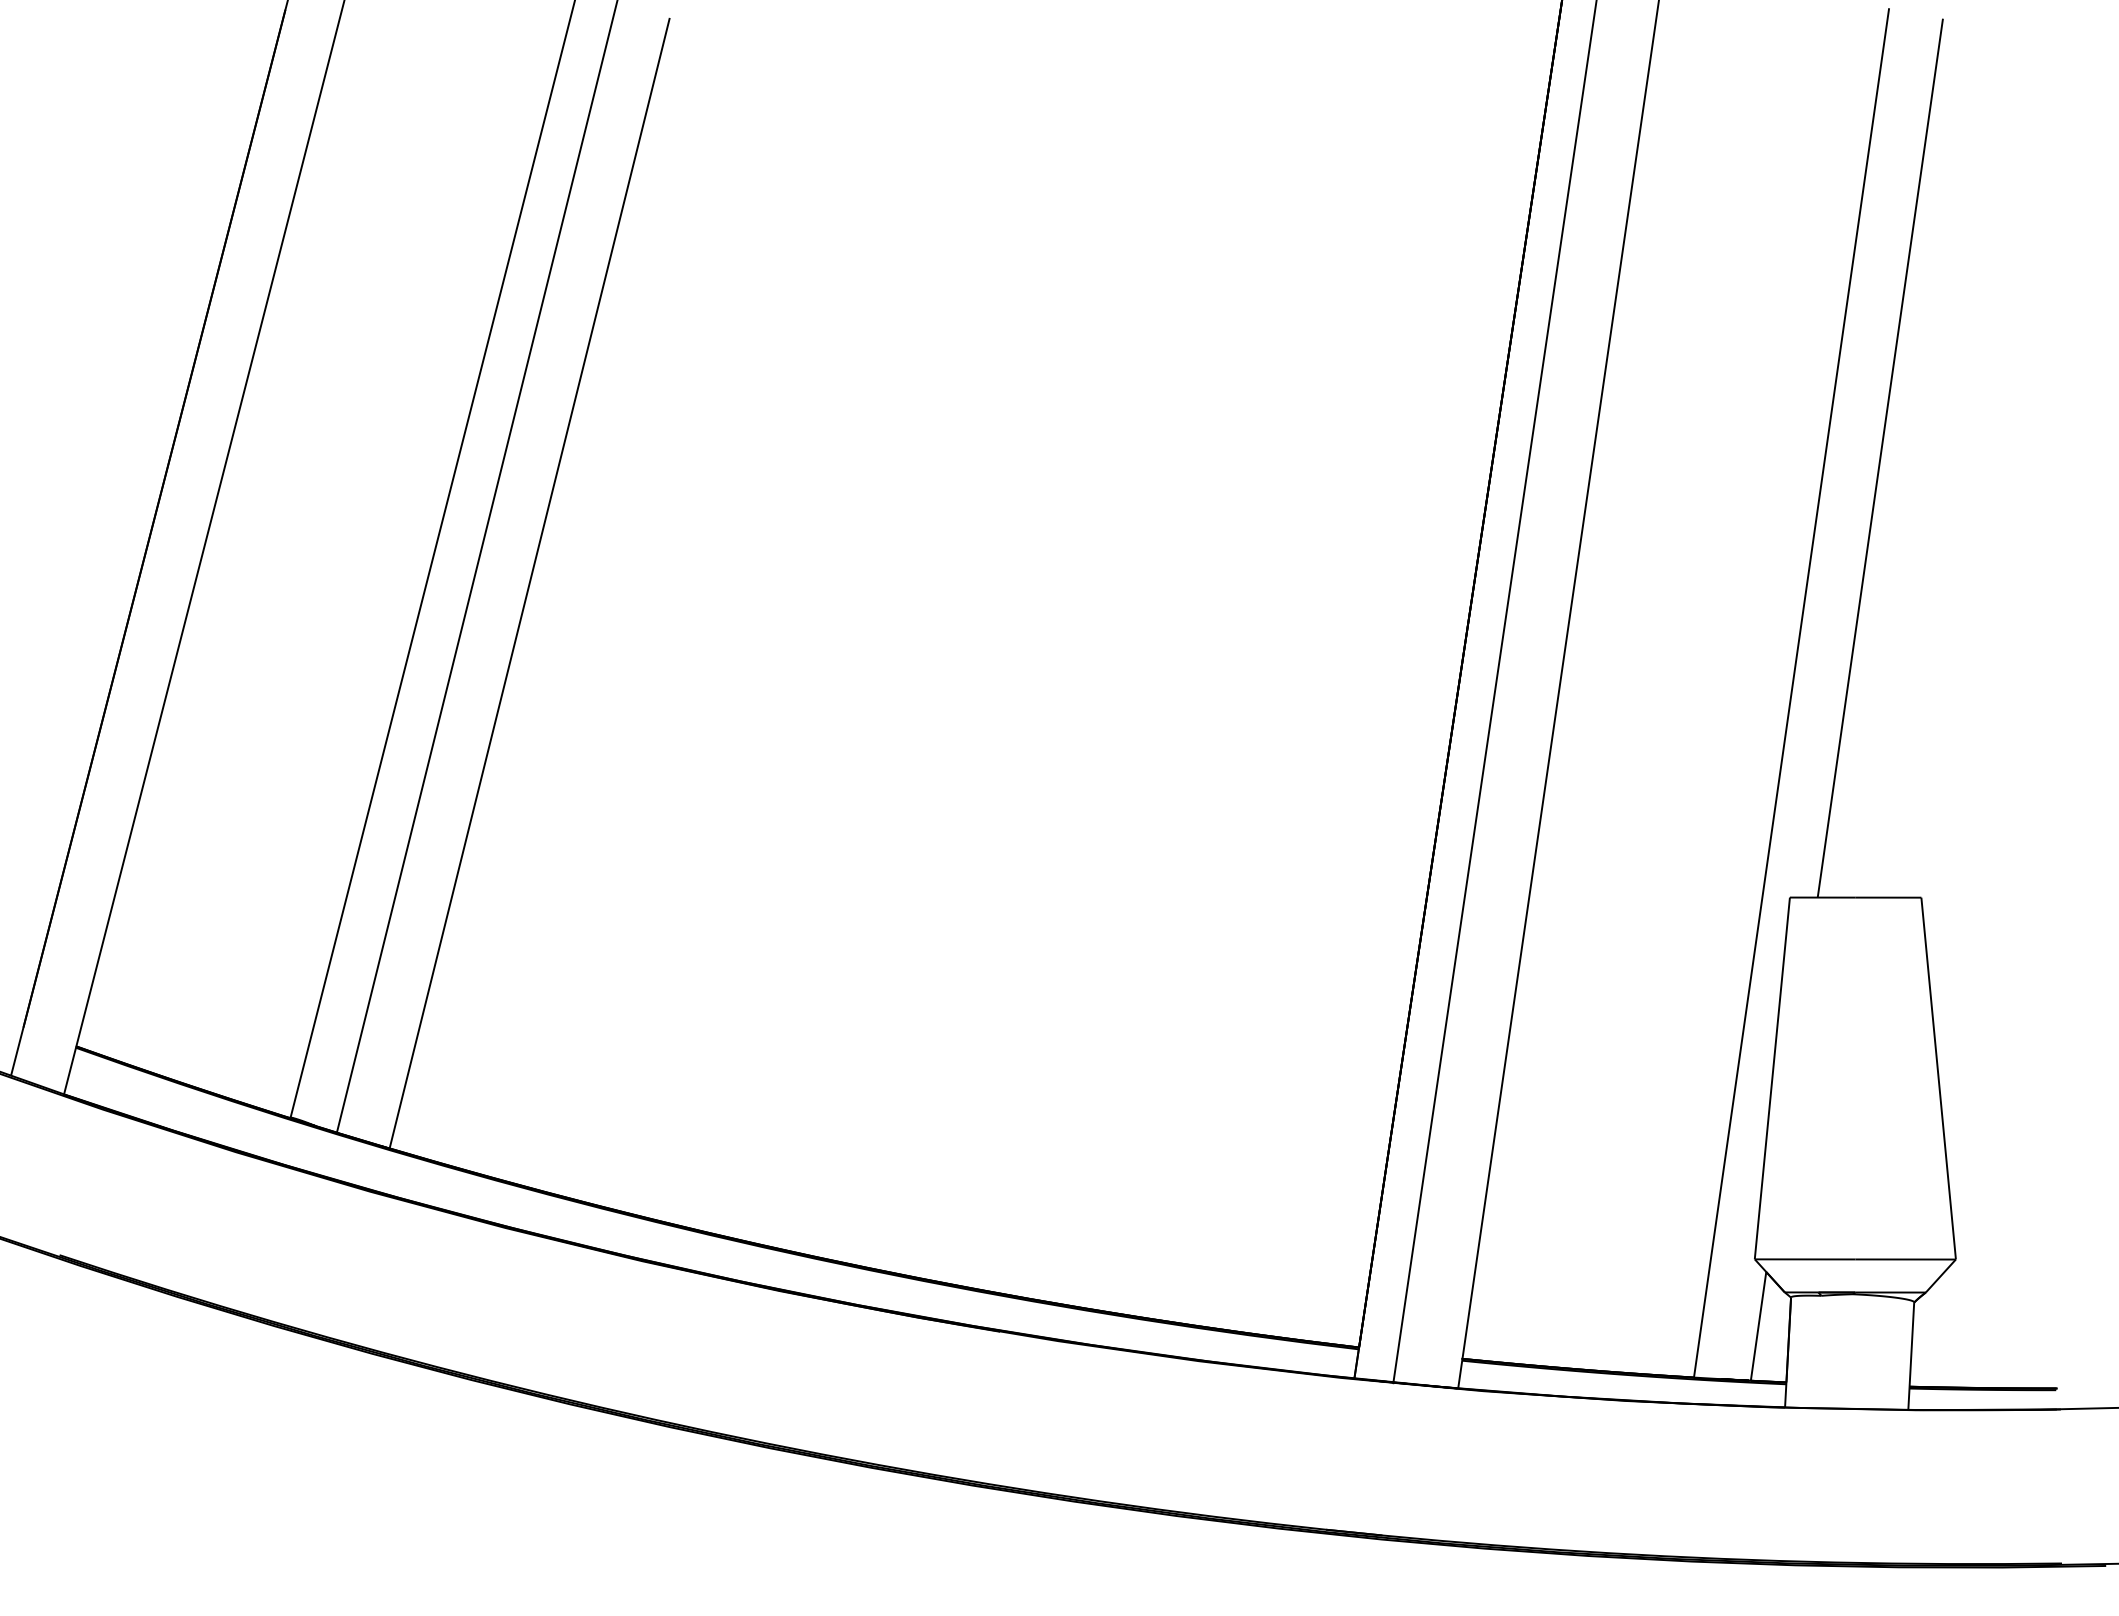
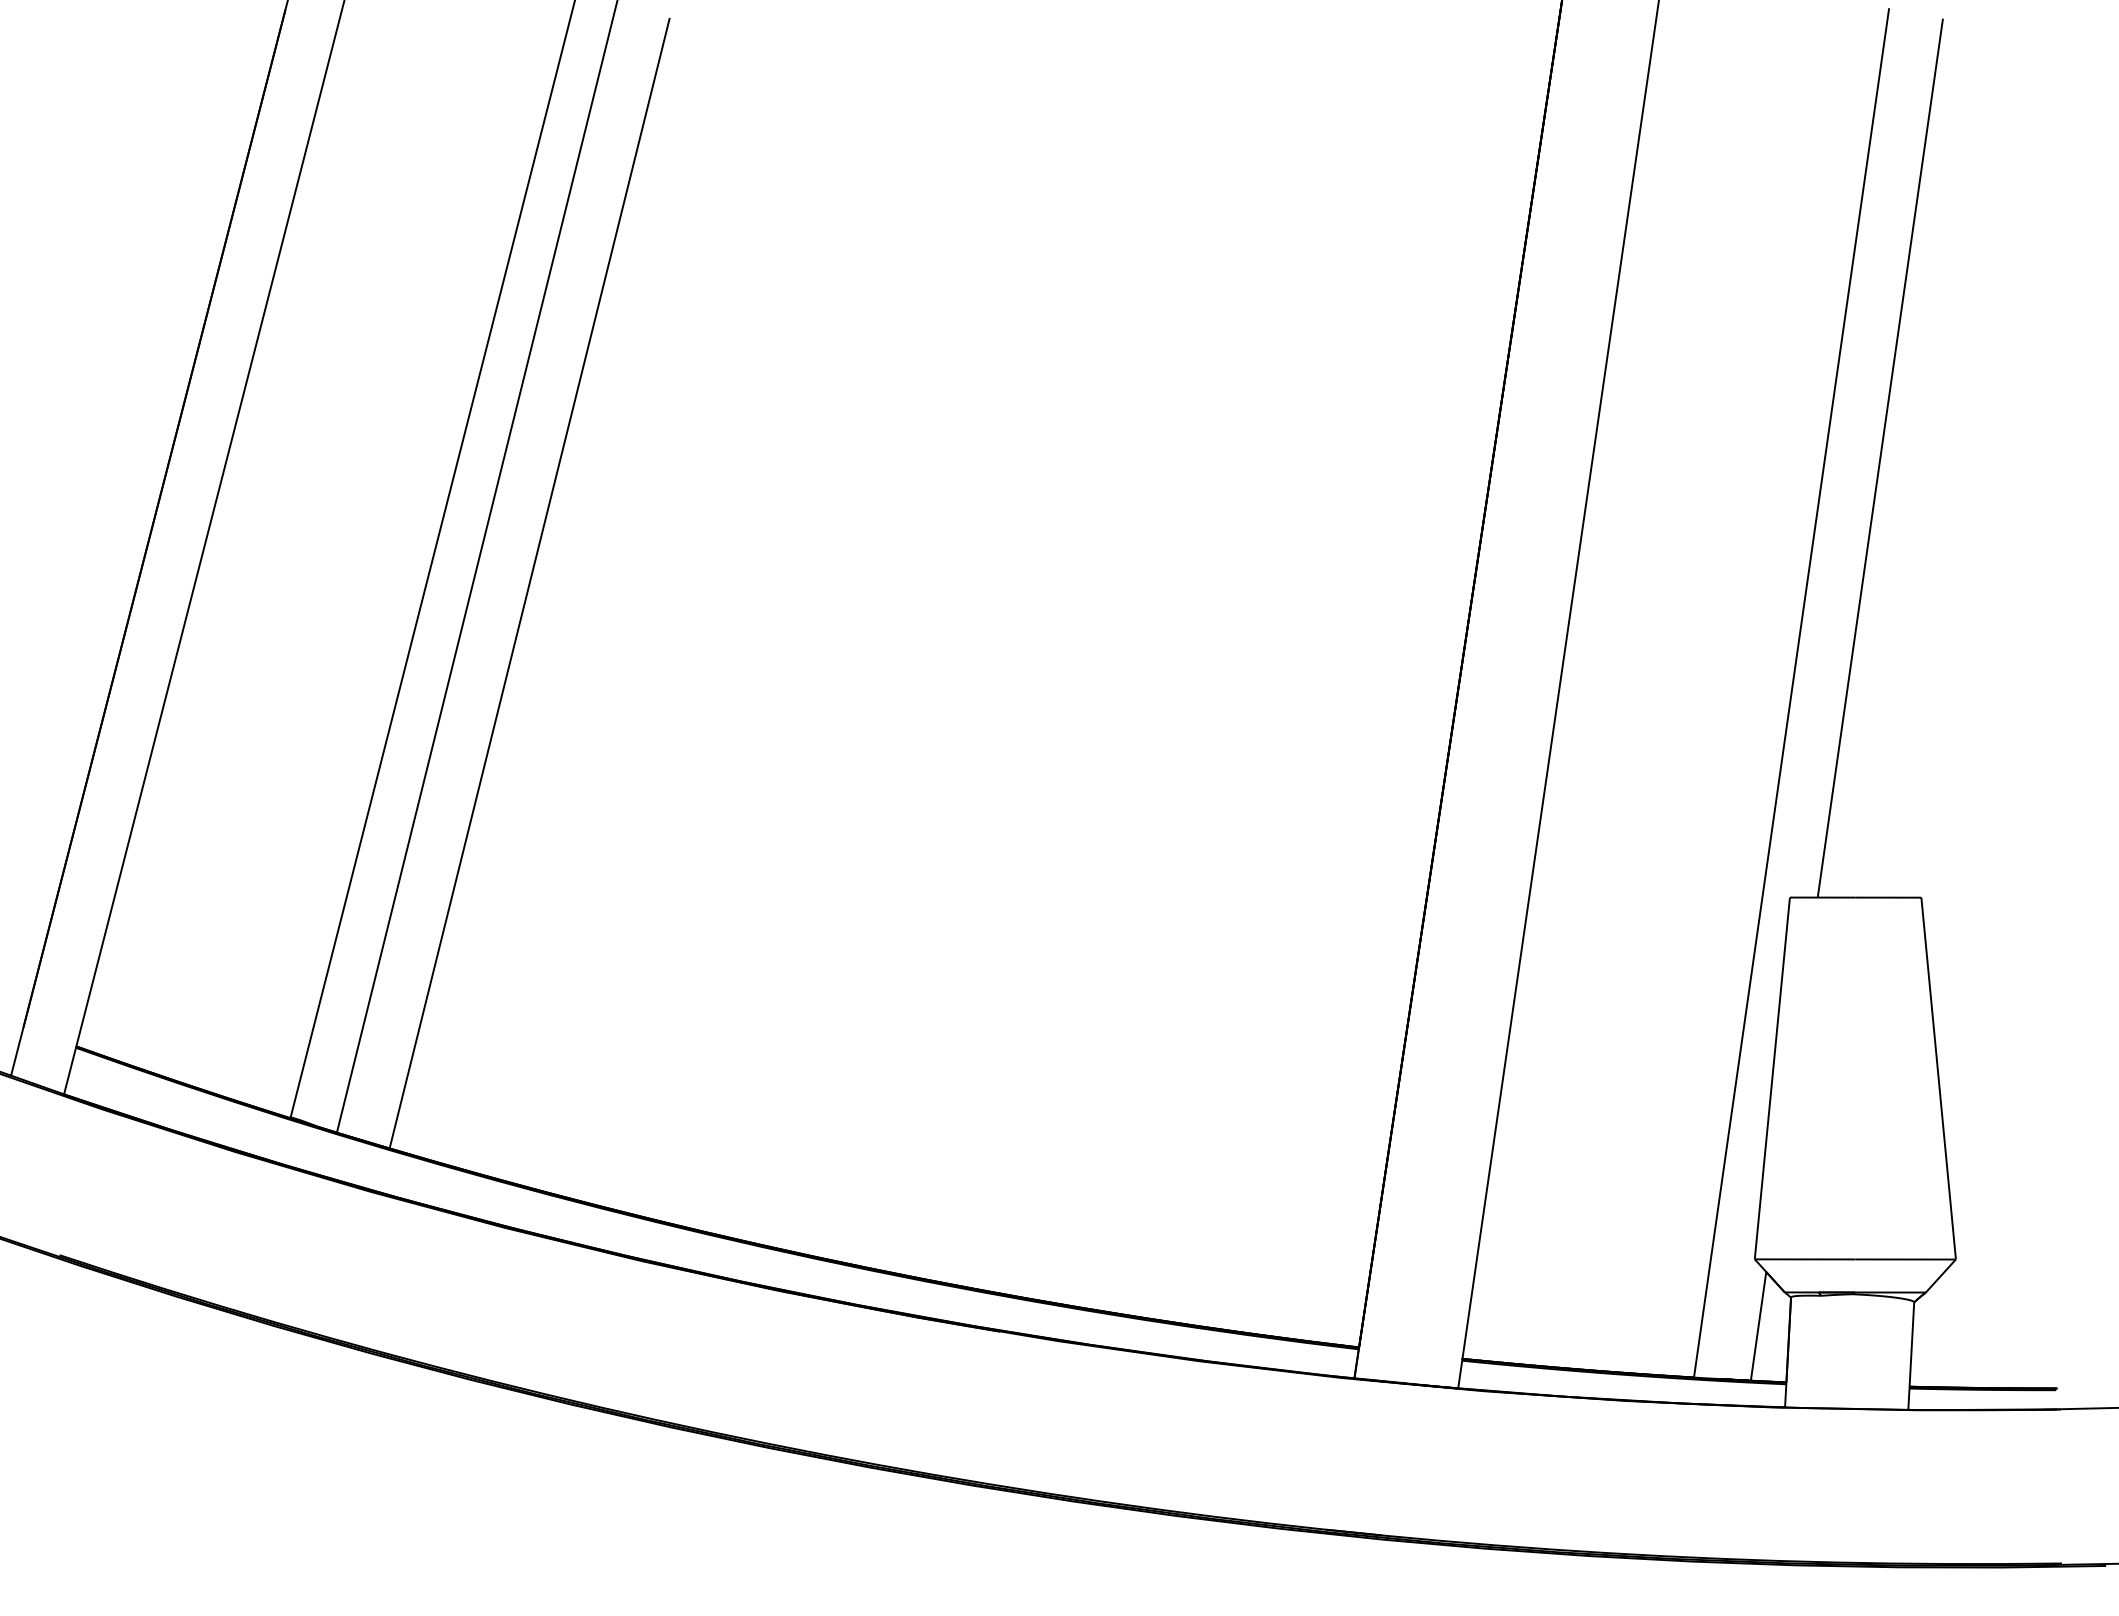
line: present -> none (1494, 692)
